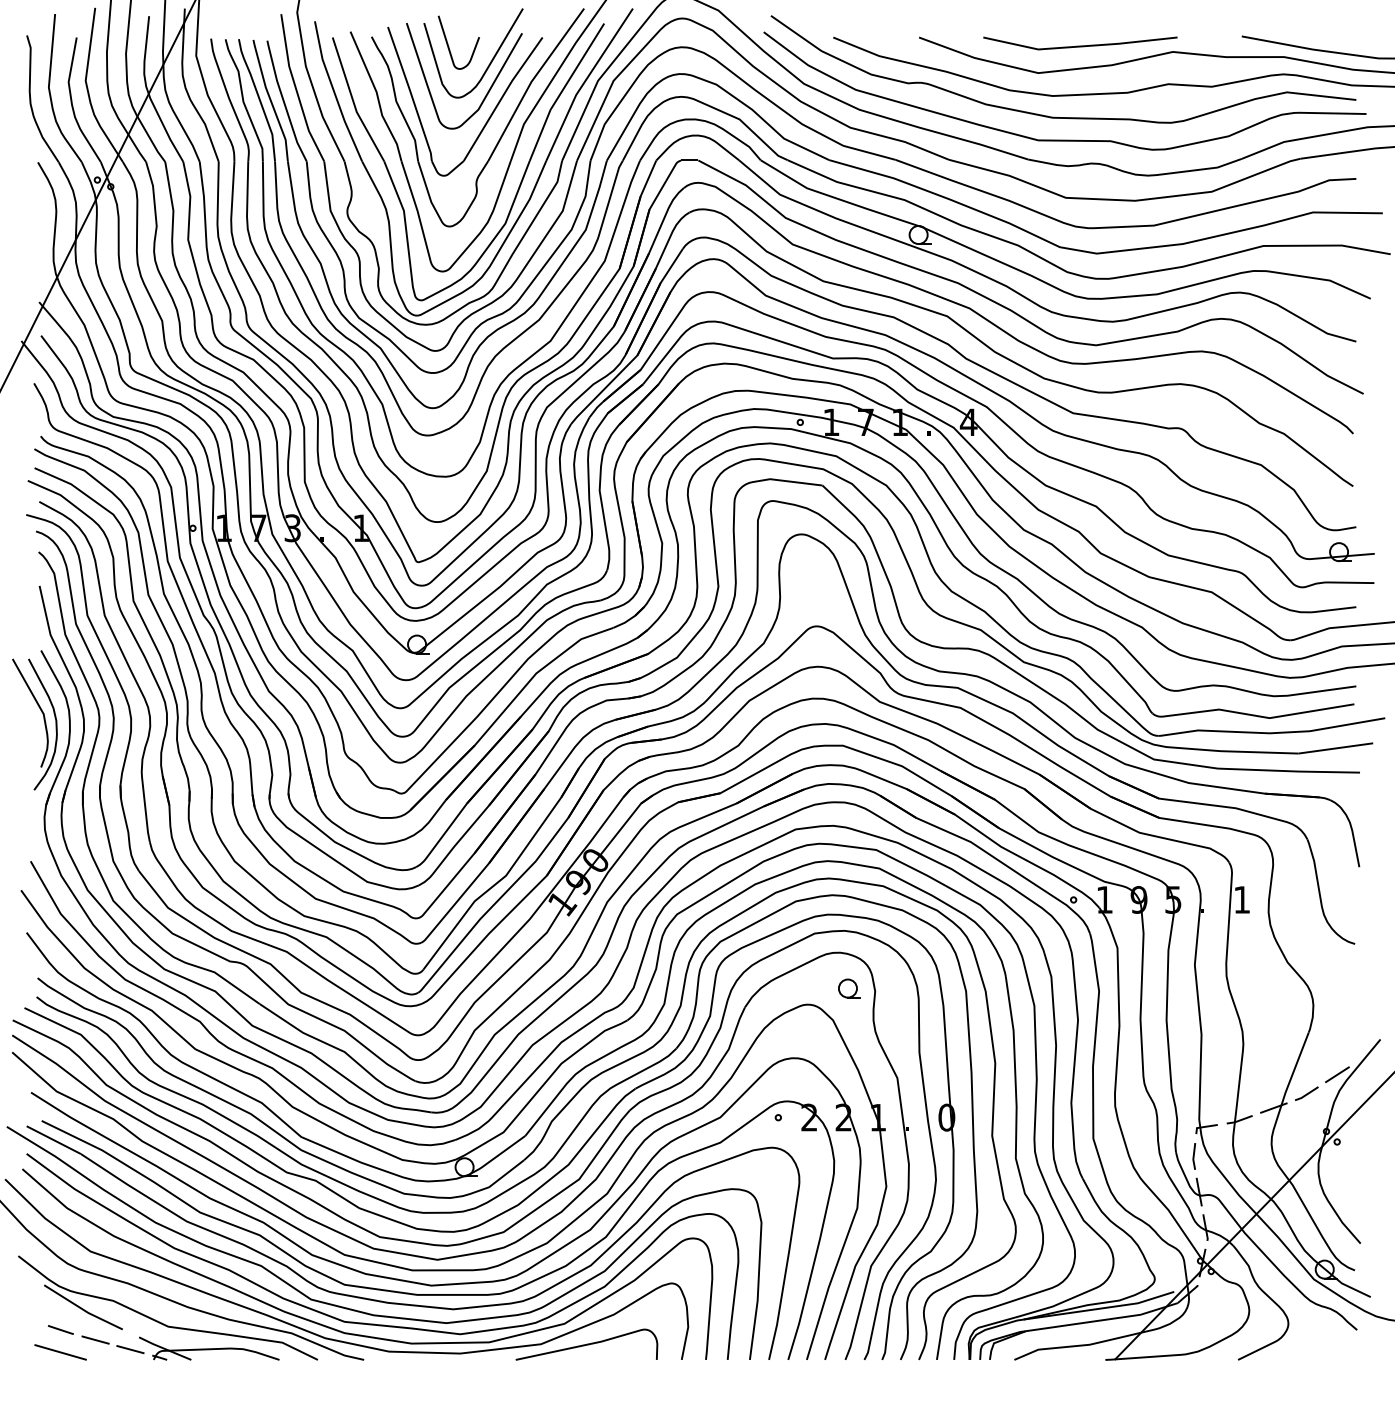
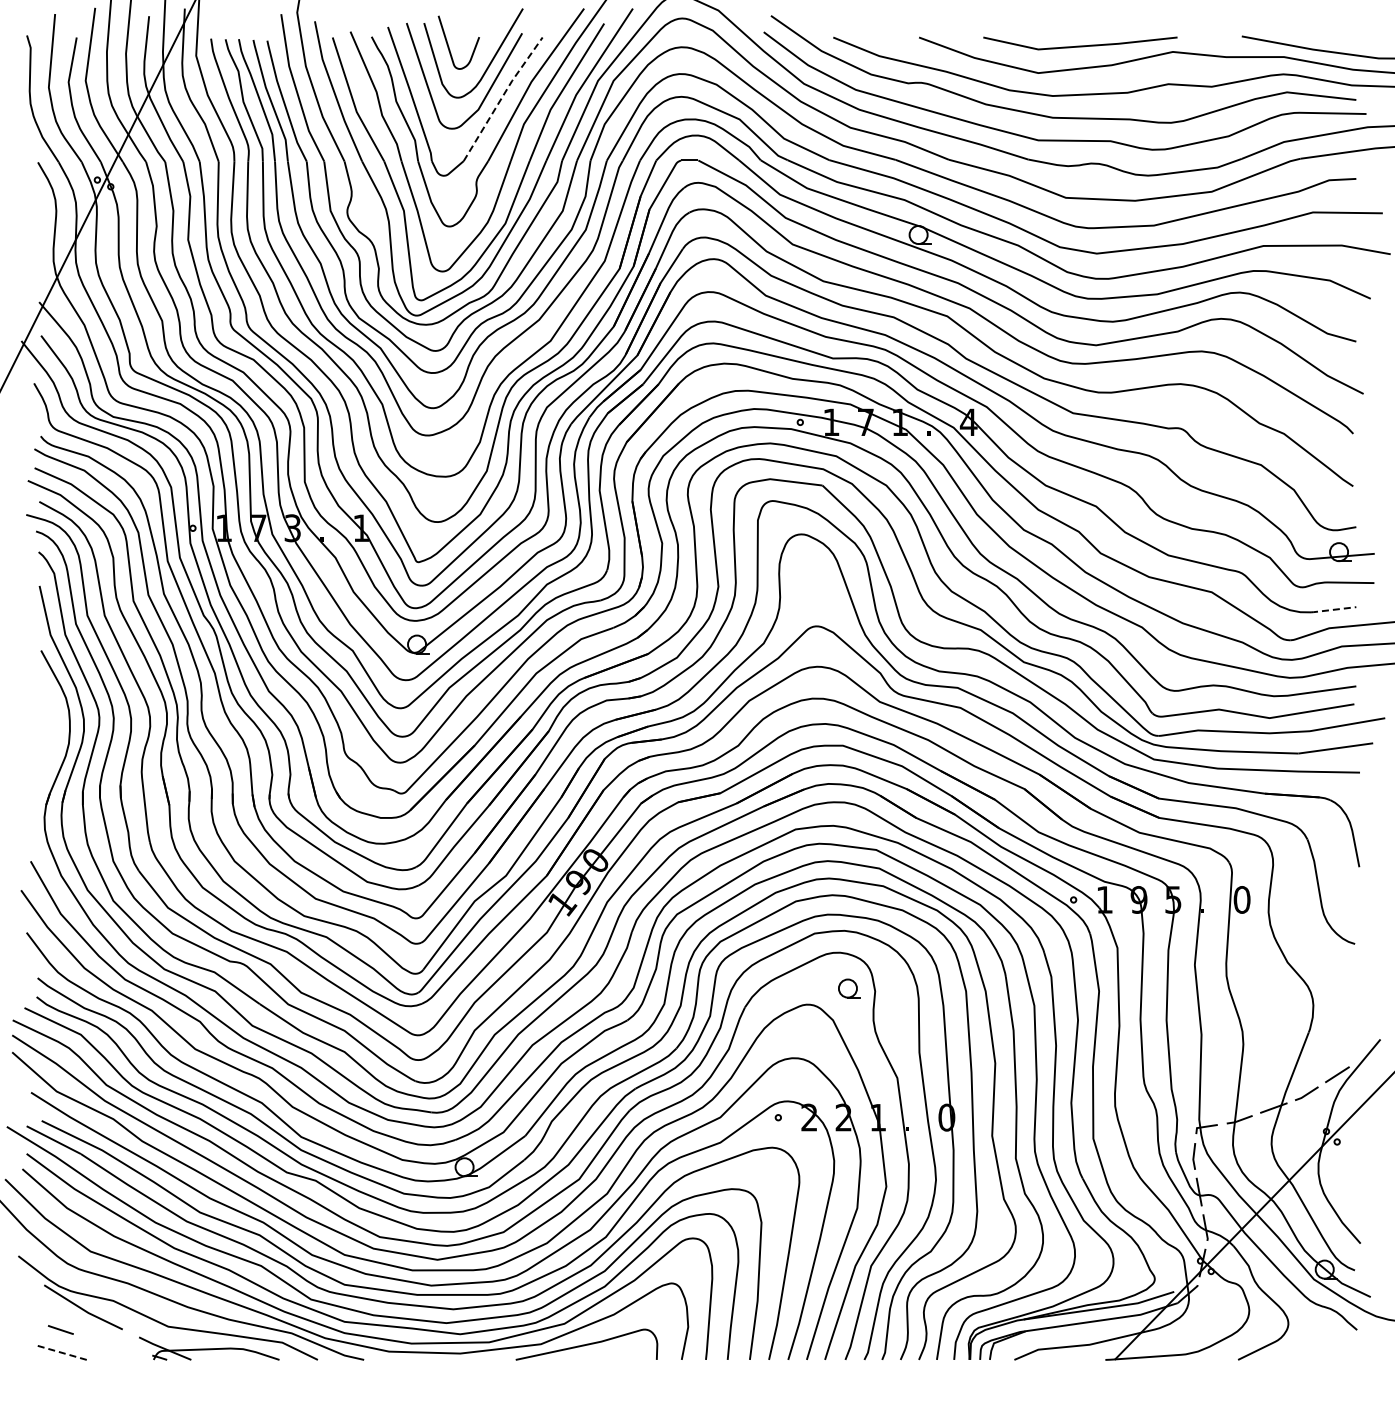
line: solid -> dashed (501, 97)
line: solid -> dashed (1333, 609)
part: present -> none (43, 720)
text: 1 -> 0 (1241, 899)
line: present -> none (95, 1339)
line: present -> none (130, 1349)
line: solid -> dashed (60, 1352)
